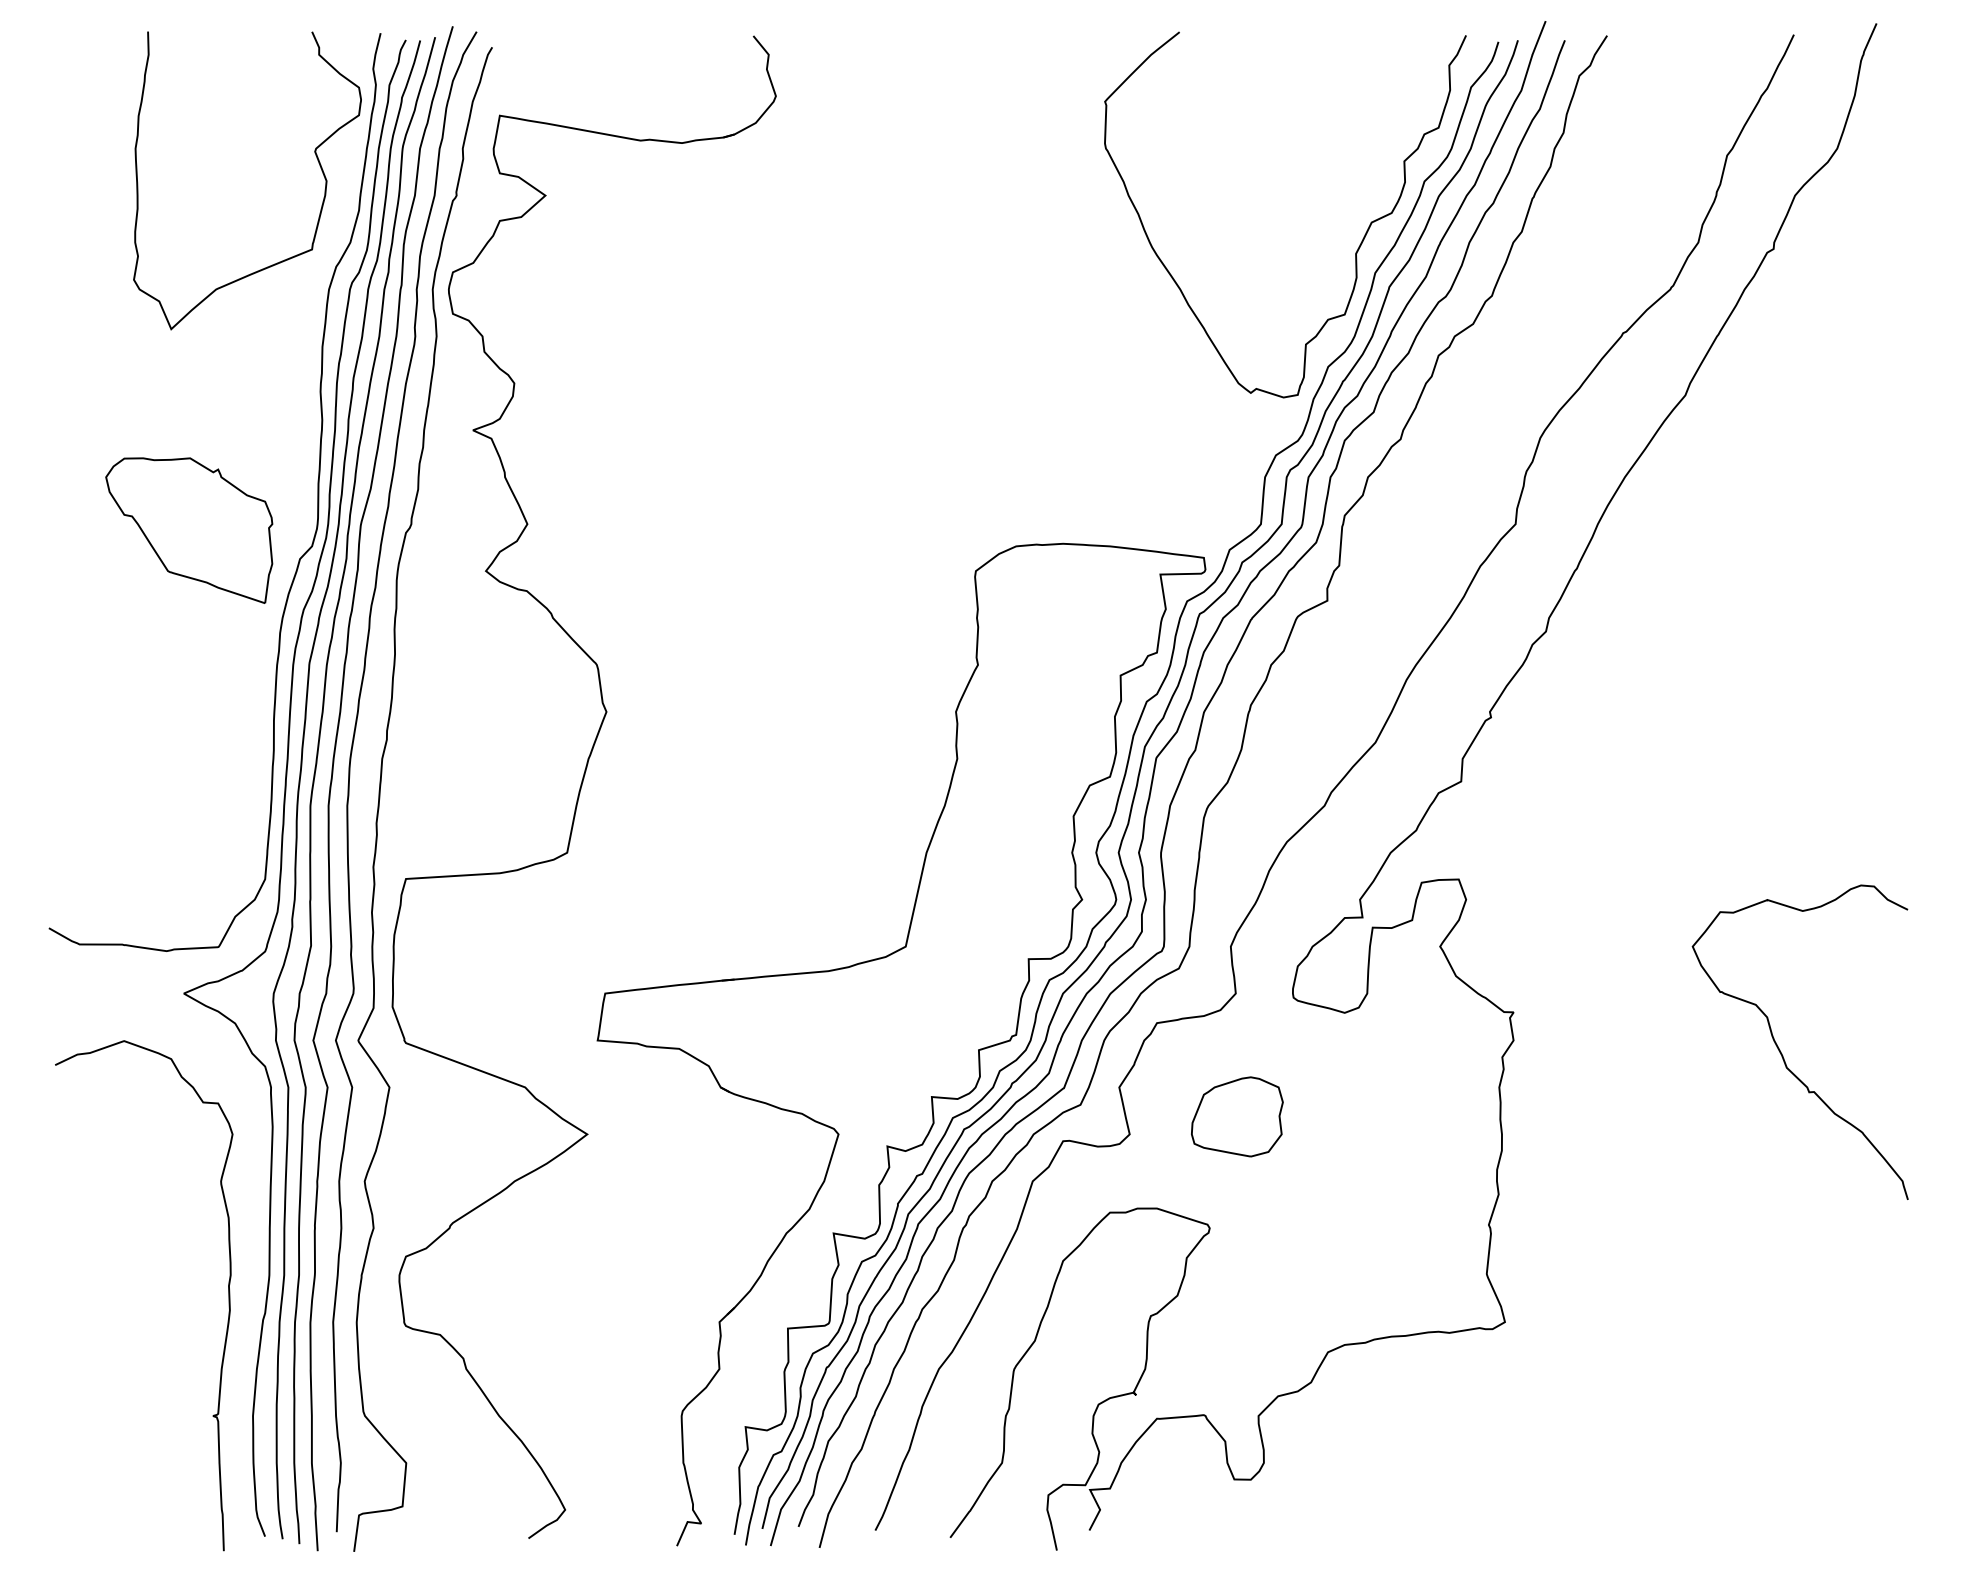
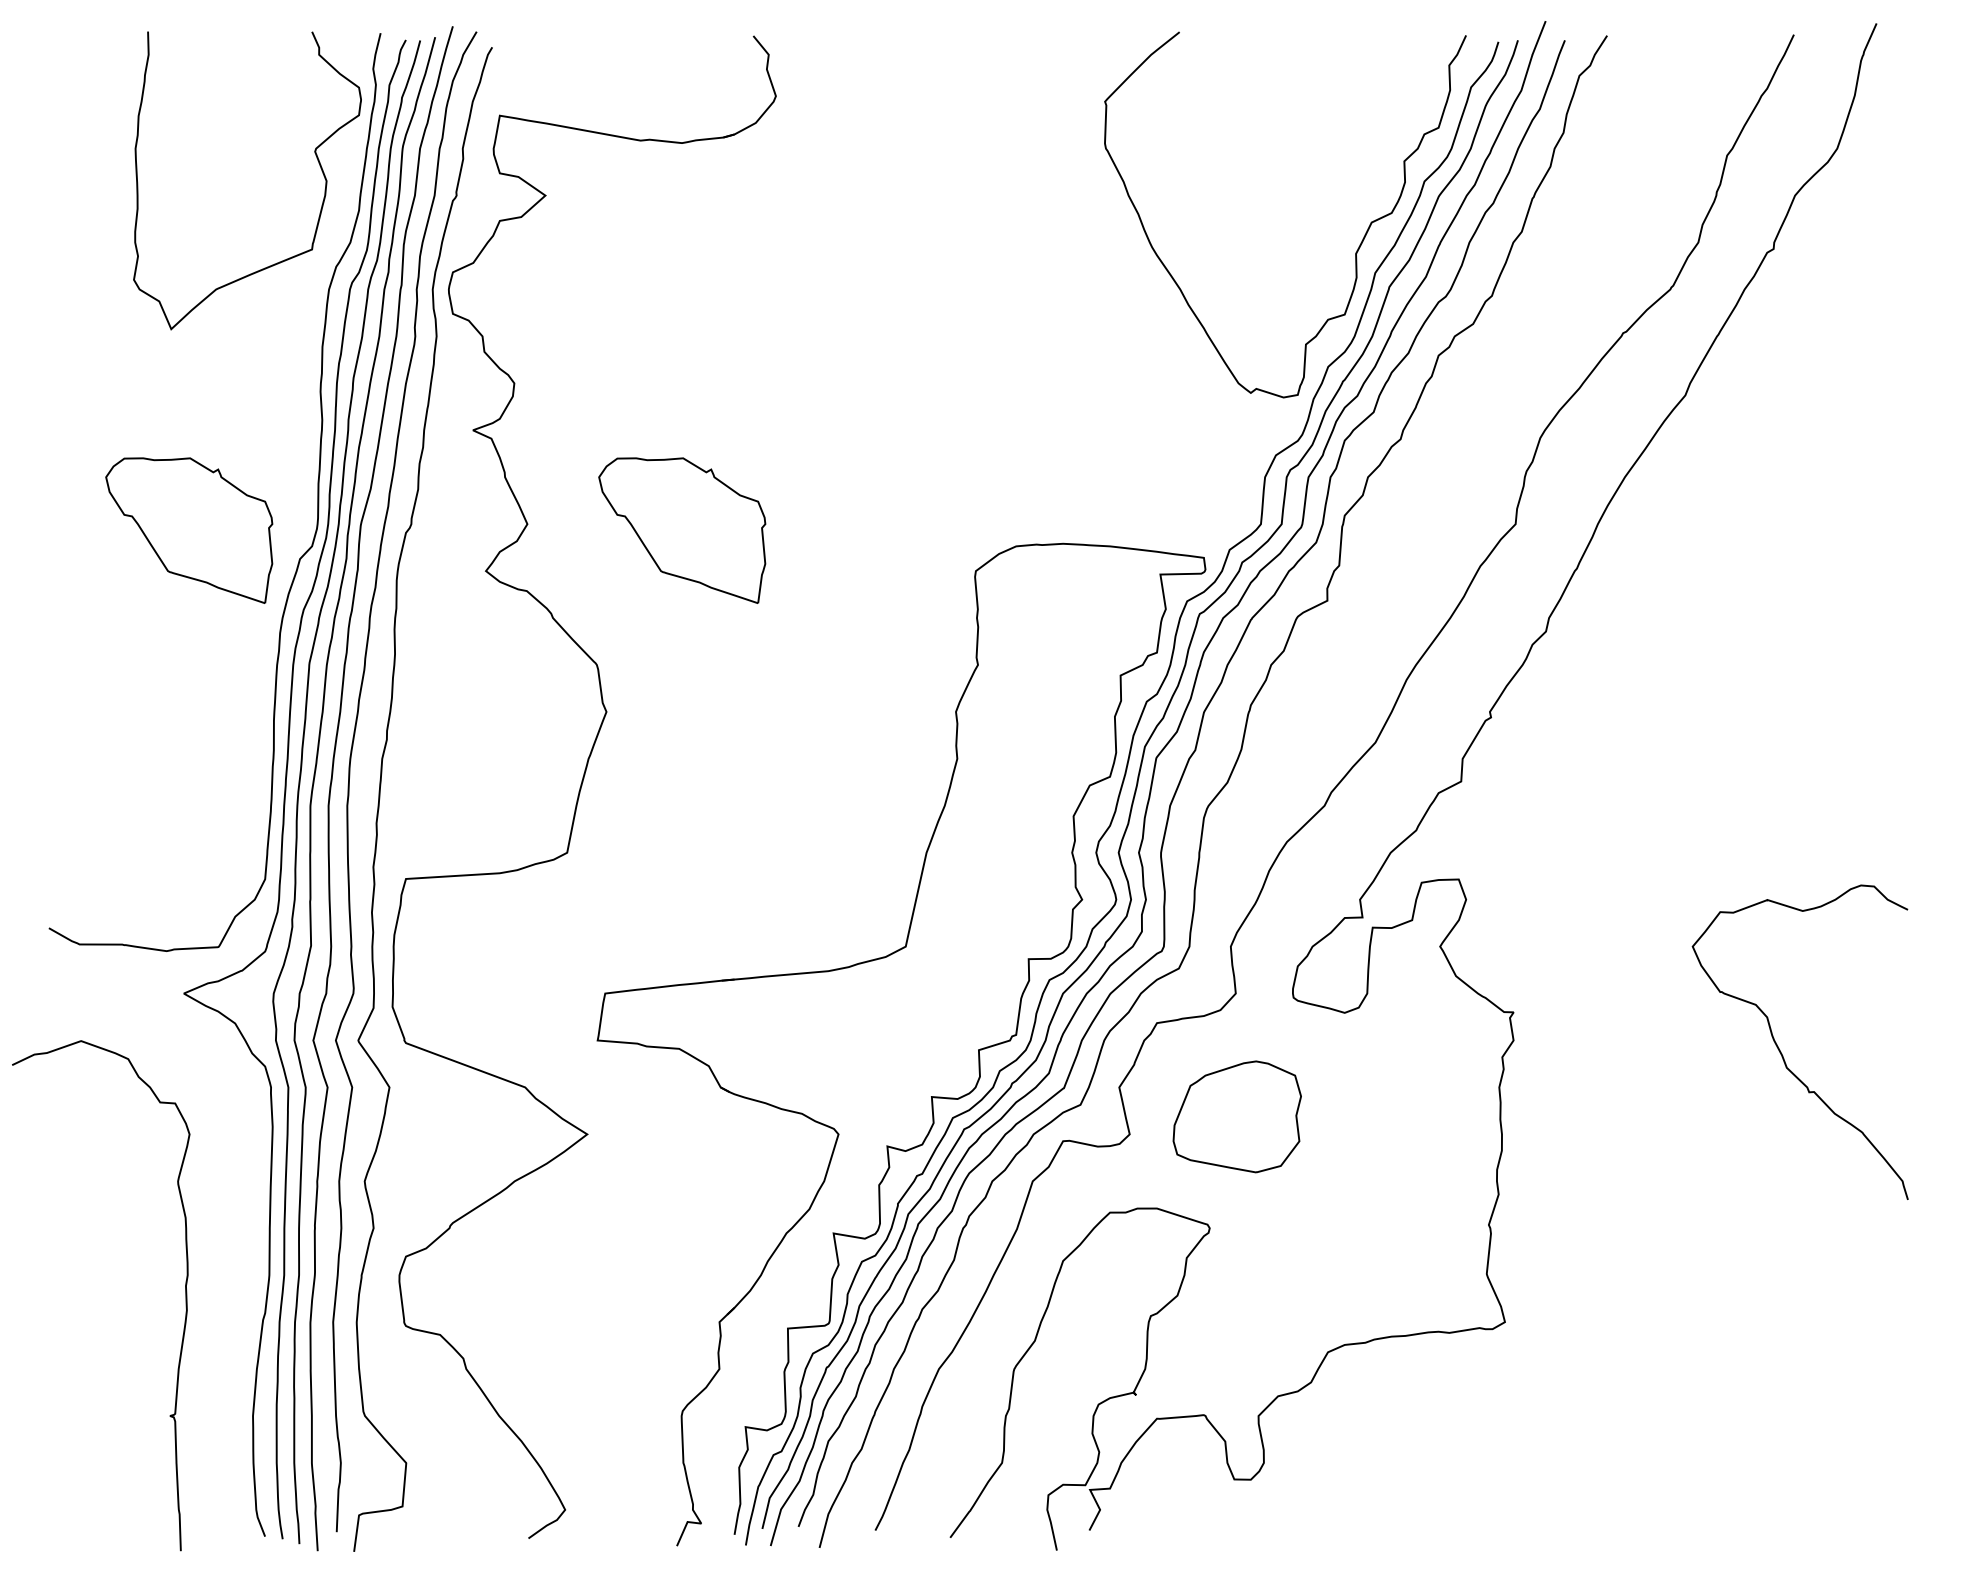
part: none -> present (682, 530)
part size: 93x82 px -> 130x114 px (1236, 1116)
curve position: (228, 1295) -> (185, 1295) (185, 1295)
